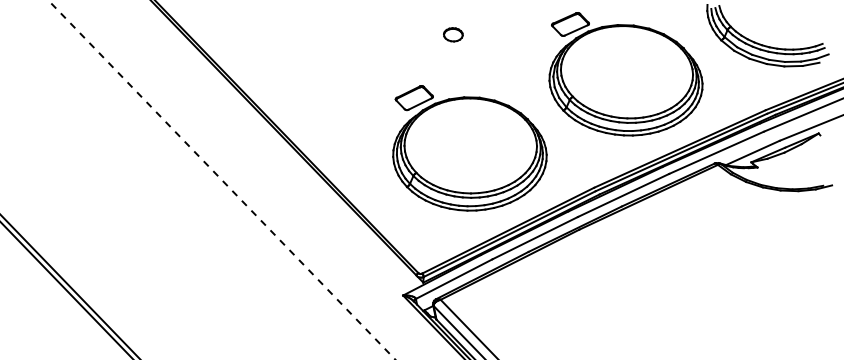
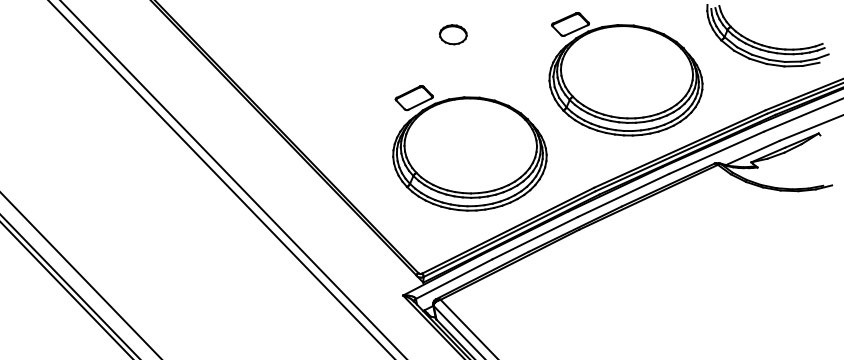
part size: 21x16 px -> 29x22 px (453, 34)
line: dashed -> solid (221, 179)
line: none -> present (233, 179)
line: none -> present (80, 275)
